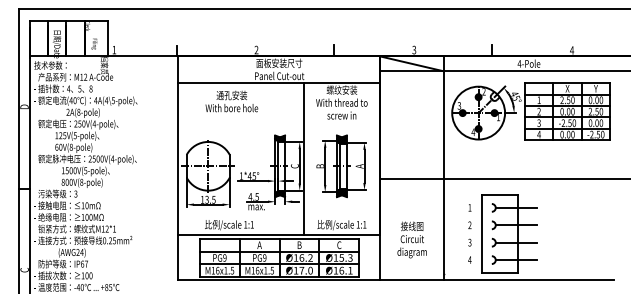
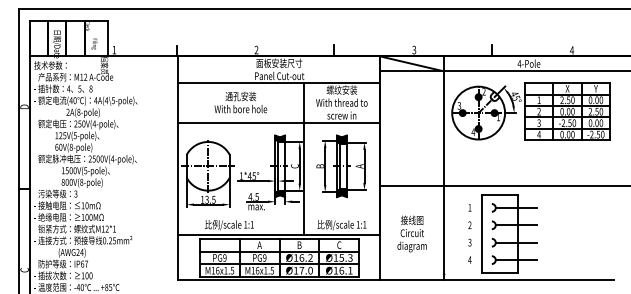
text position: (231, 101) -> (240, 102) (240, 102)
line: none -> present (279, 122)
line position: (503, 179) -> (503, 186) (503, 186)
text position: (411, 239) -> (411, 233) (411, 233)
